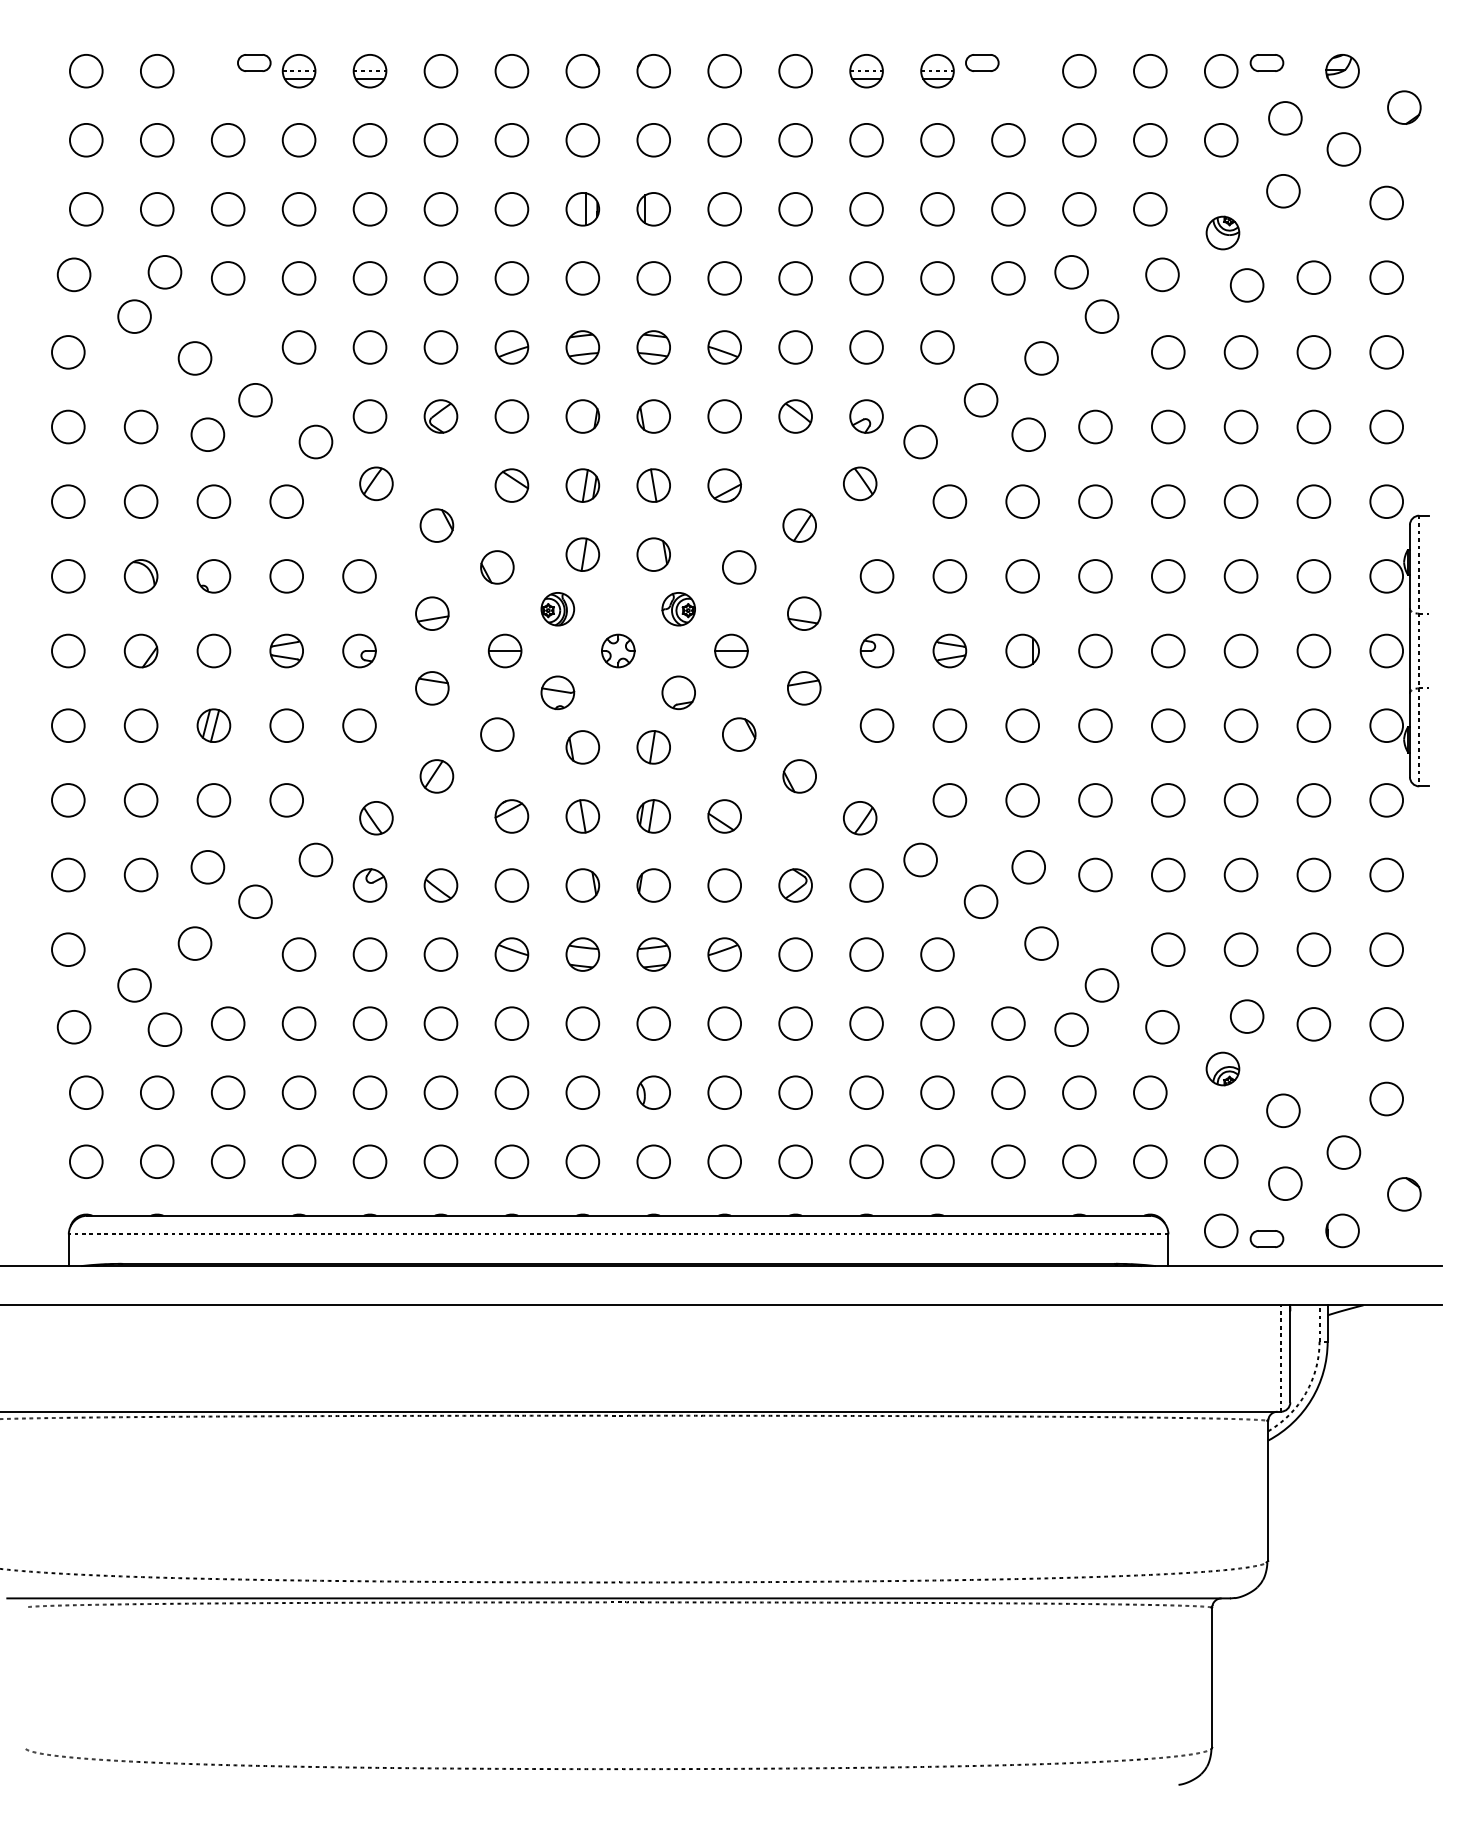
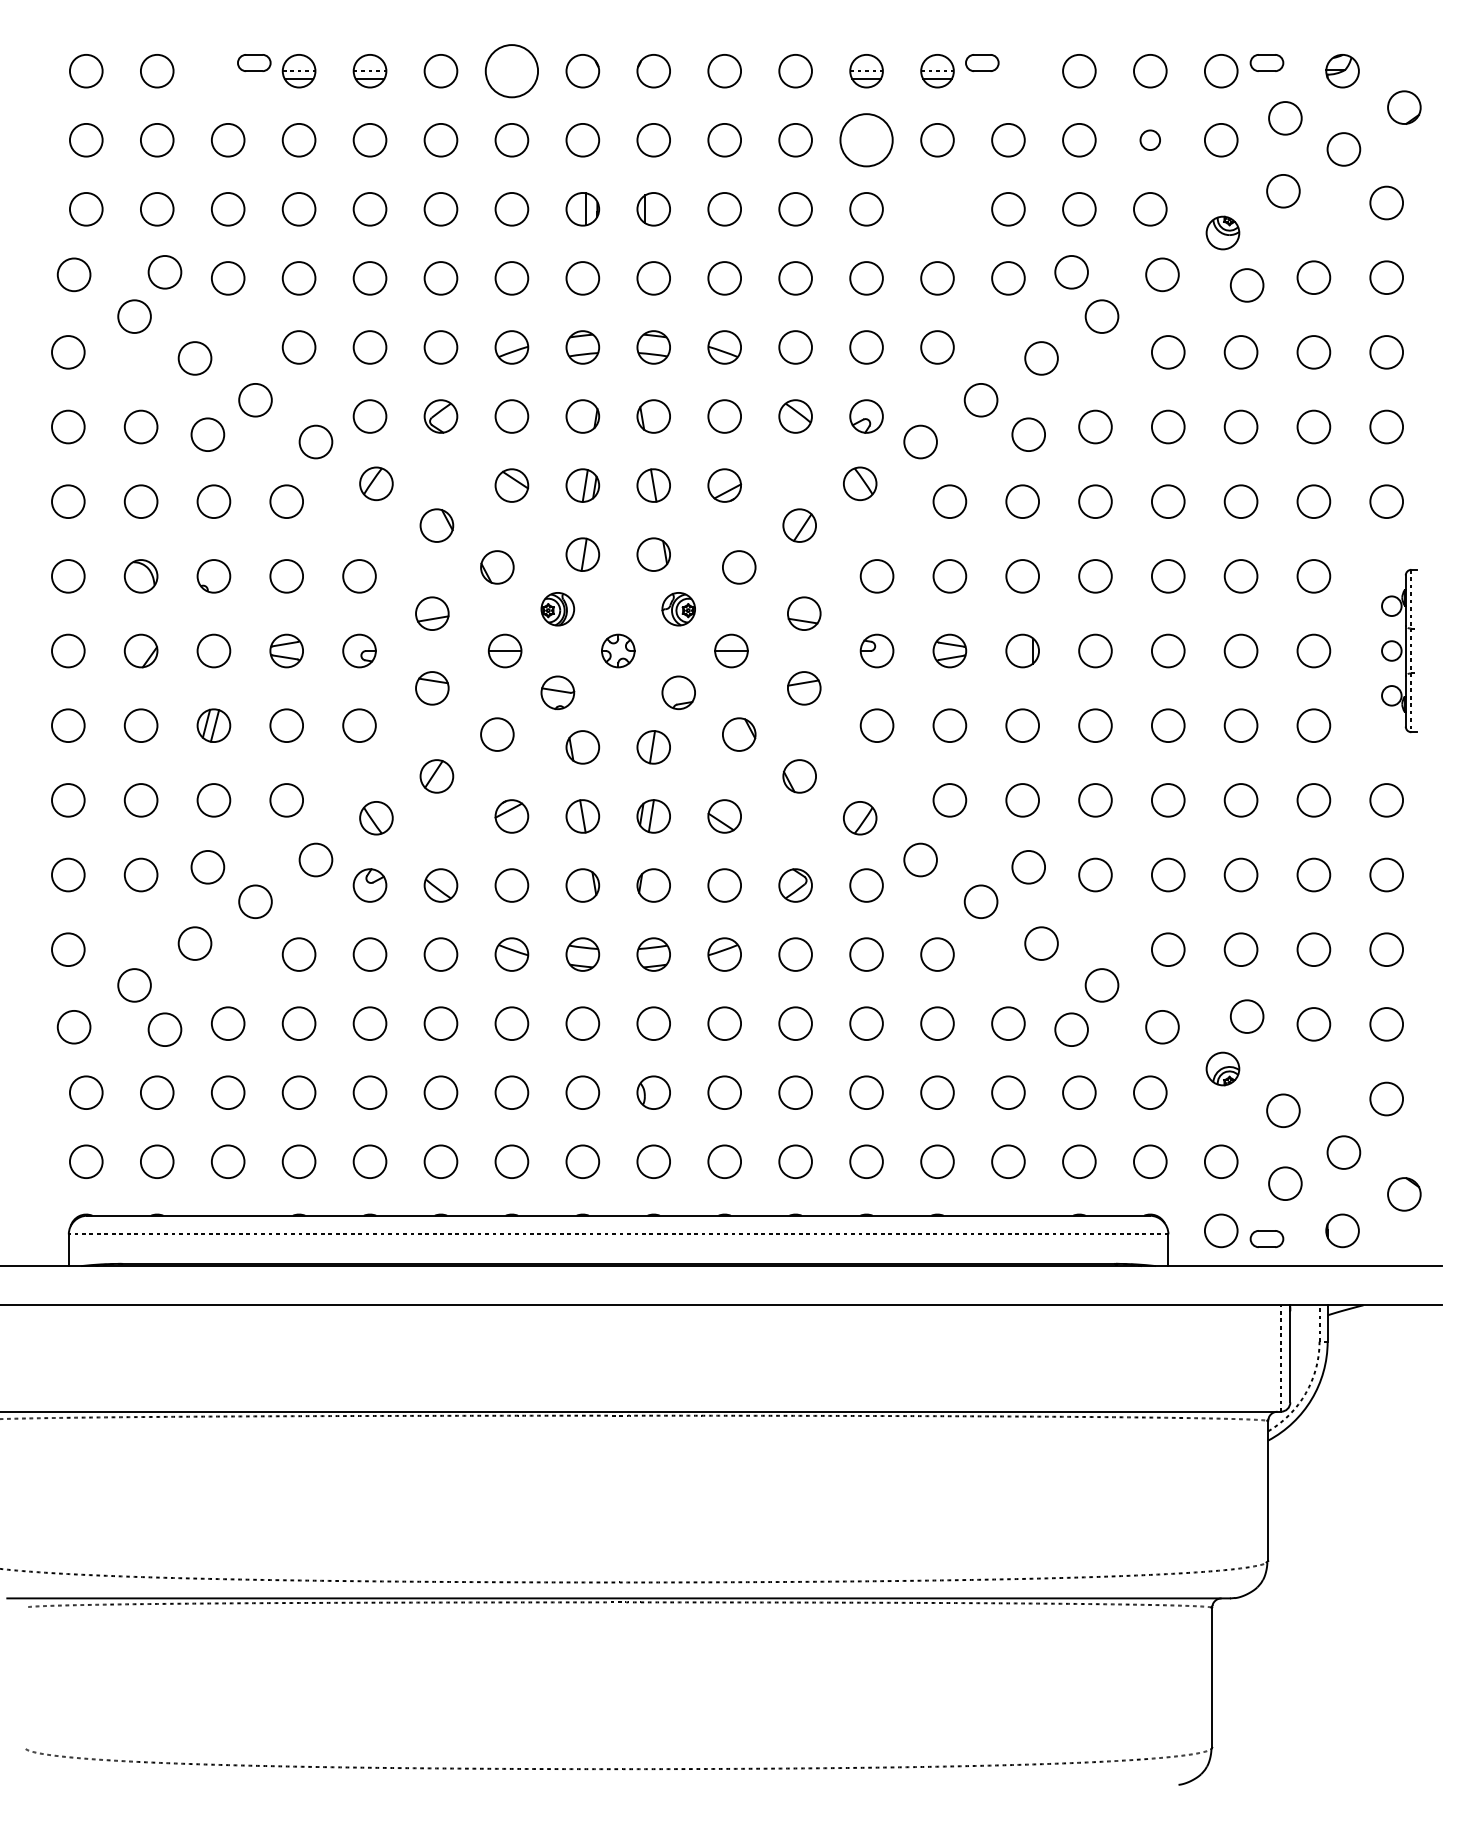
circle diameter: 33 px -> 52 px (511, 71)
circle diameter: 33 px -> 52 px (866, 140)
circle diameter: 33 px -> 20 px (1150, 140)
circle: present -> none (937, 209)
part size: 61x274 px -> 37x165 px (1399, 651)
